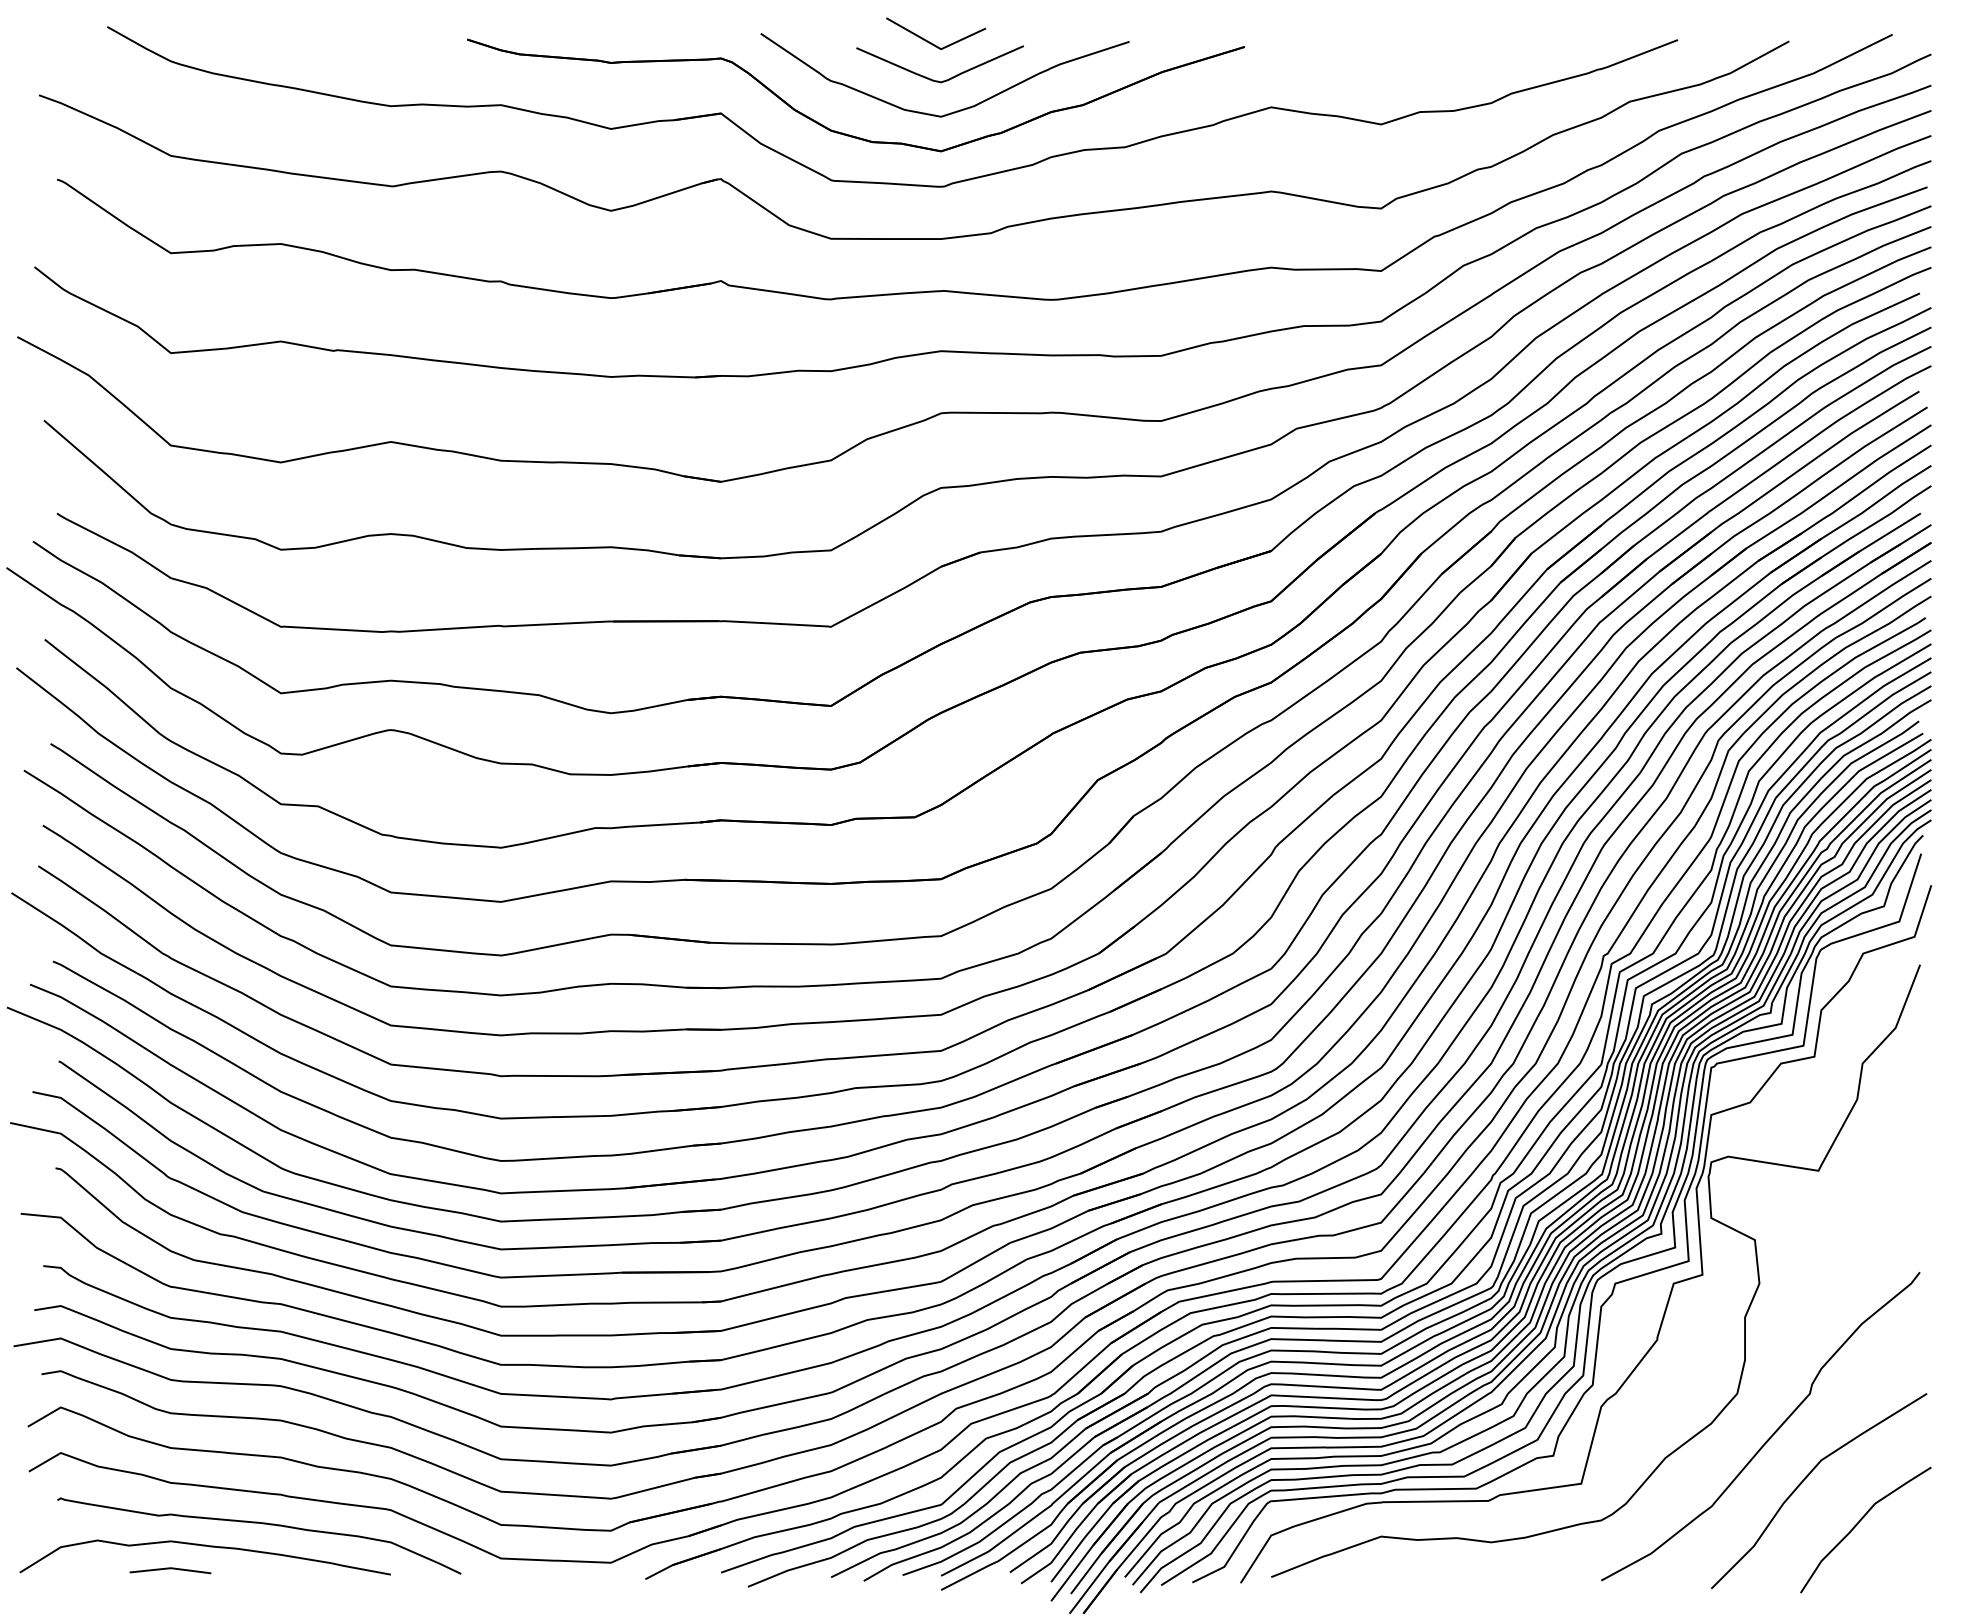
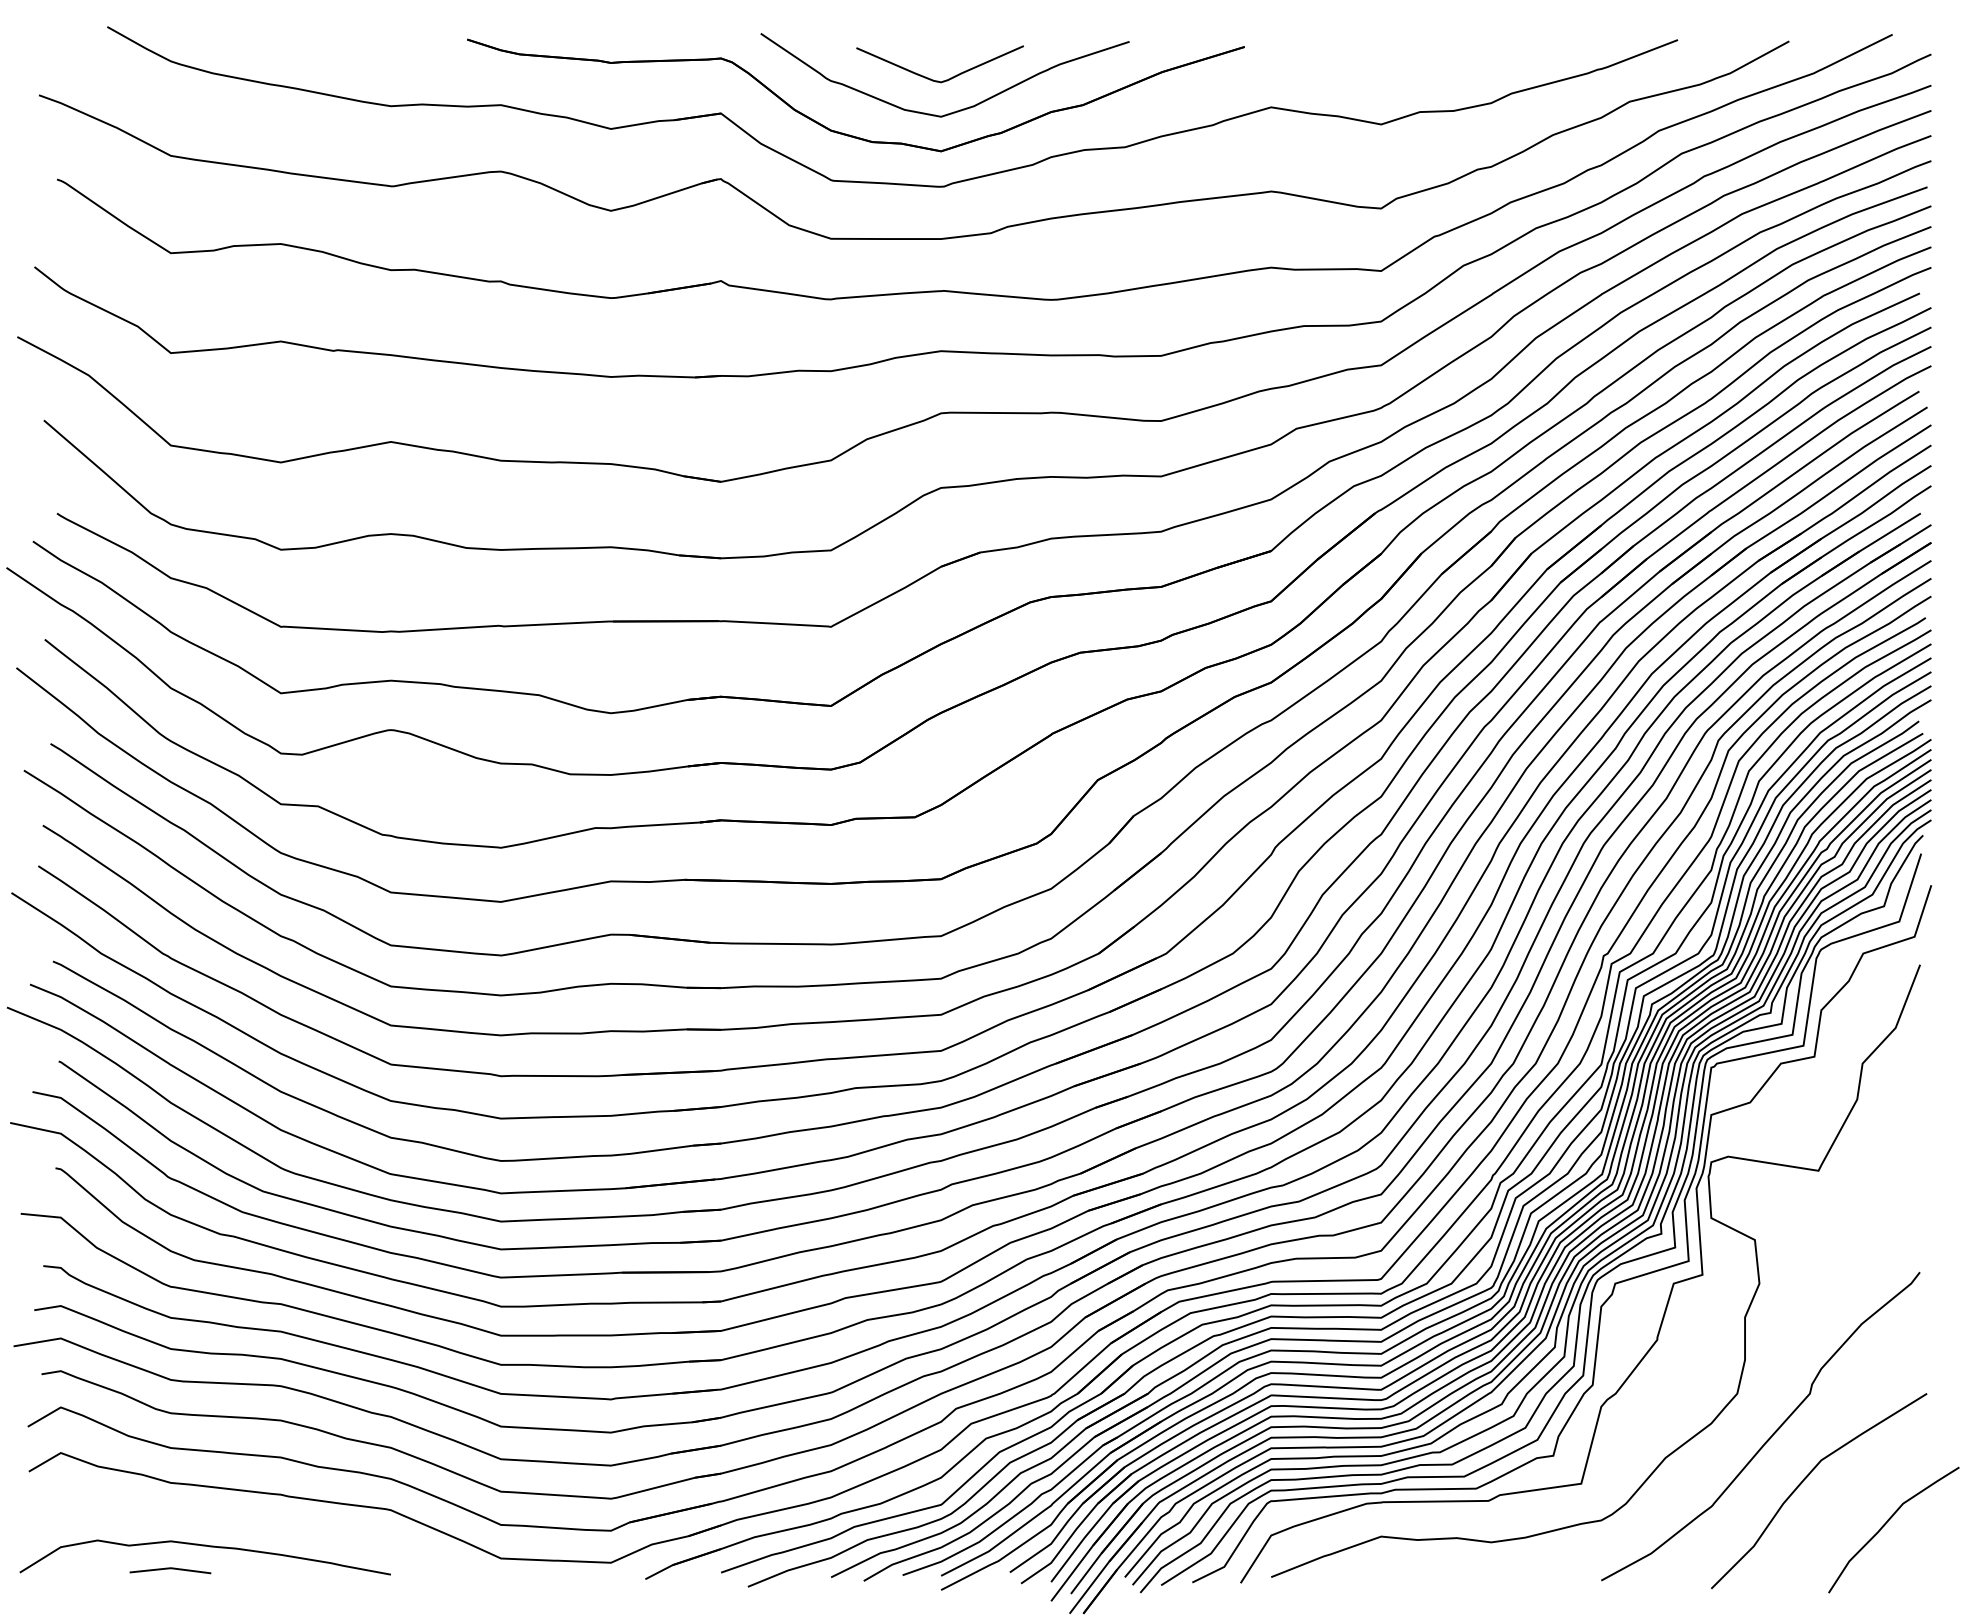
line: present -> none (931, 42)
curve: present -> none (262, 1524)
curve position: (1858, 1524) -> (1886, 1524) (1886, 1524)
